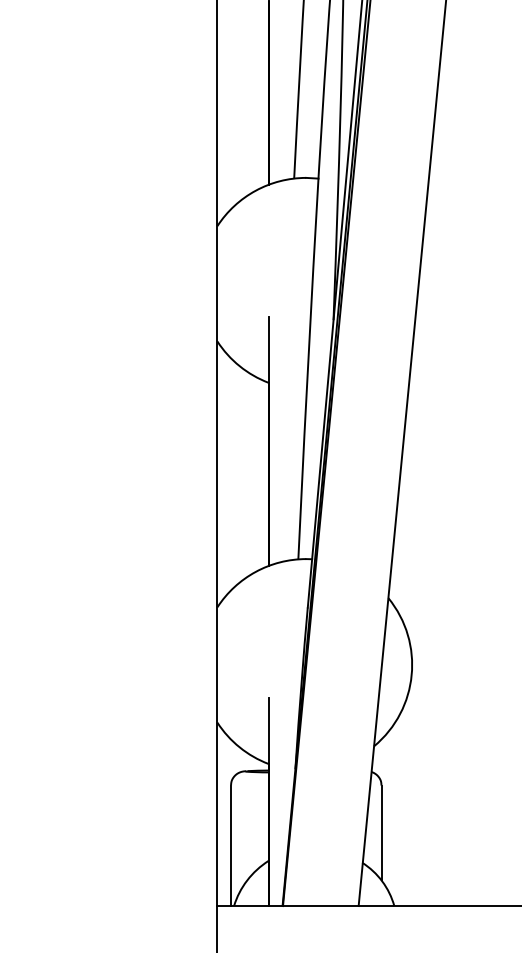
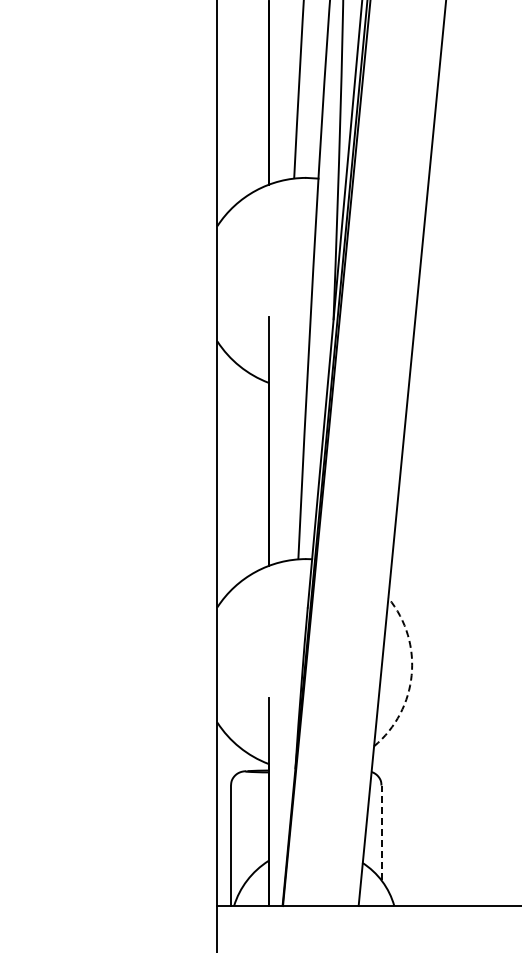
arc: solid -> dashed (411, 675)
line: solid -> dashed (381, 832)
